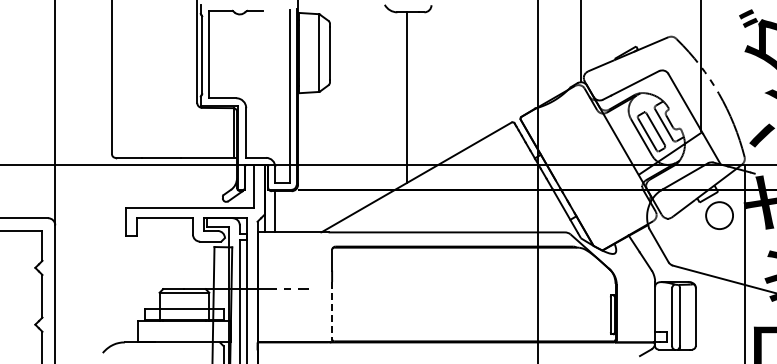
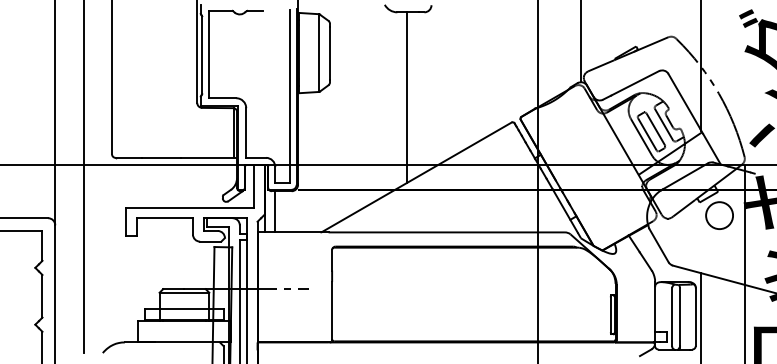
line: none -> present (83, 177)
line: dashed -> solid (332, 311)
line: none -> present (701, 316)
